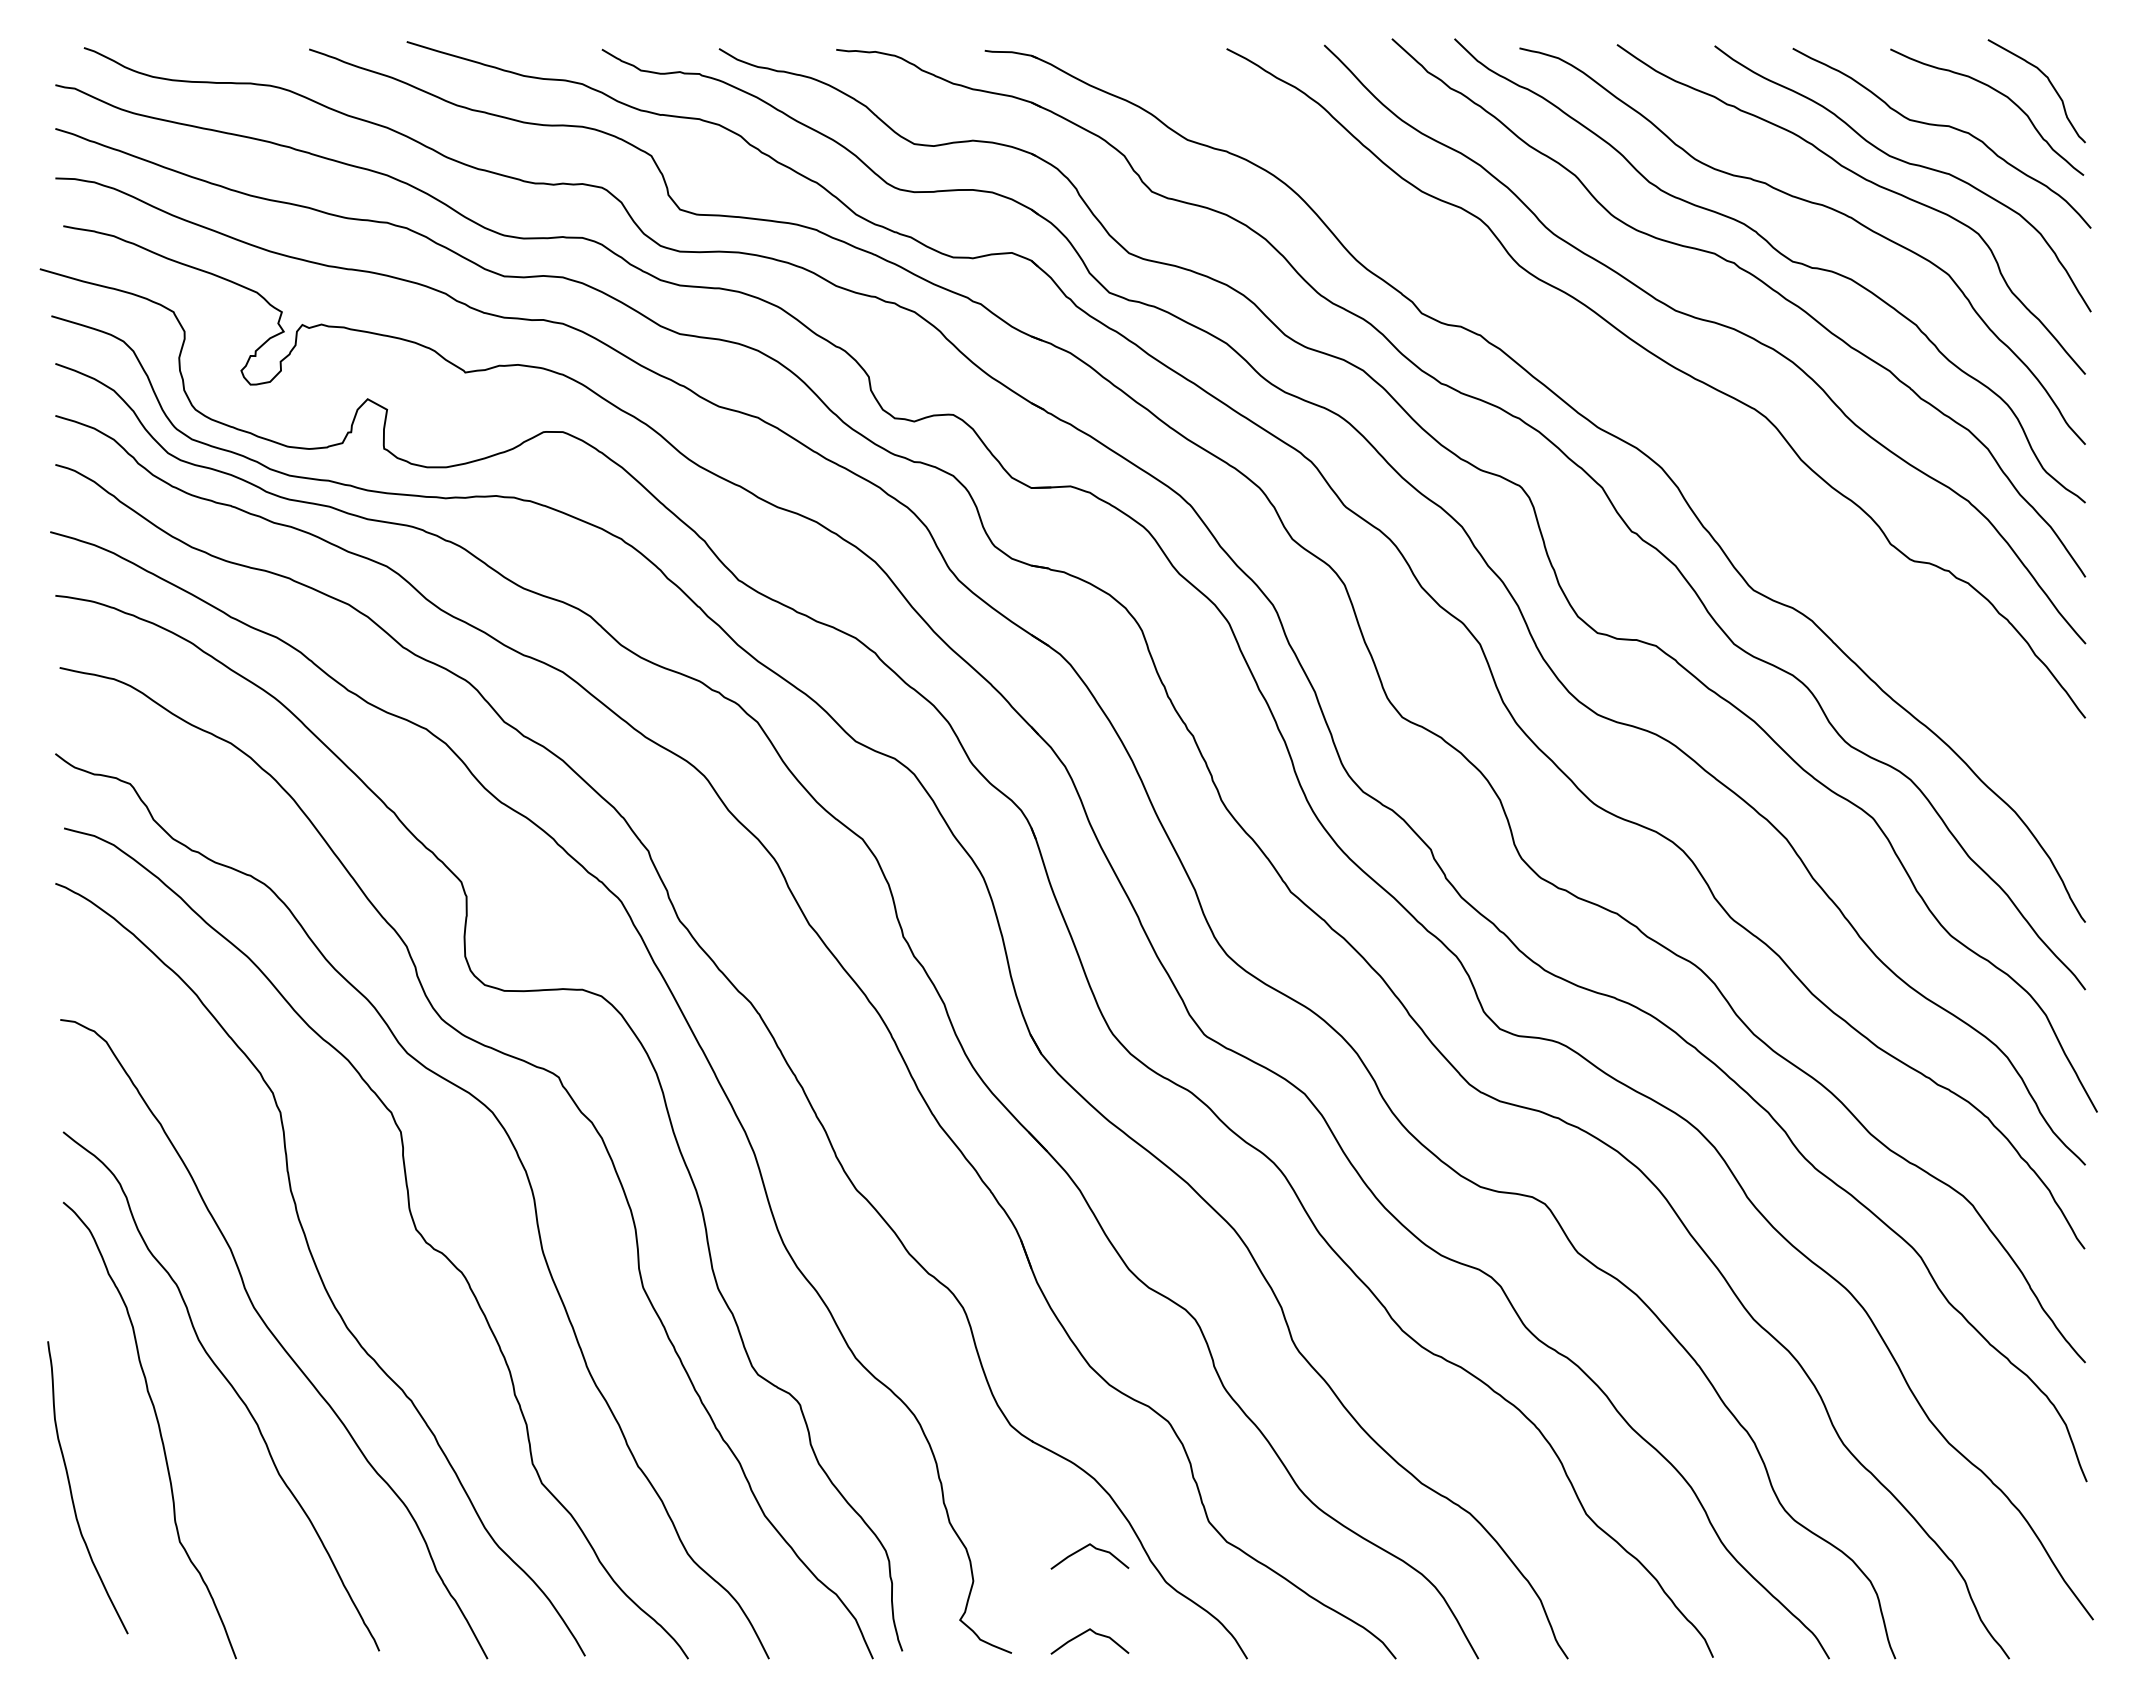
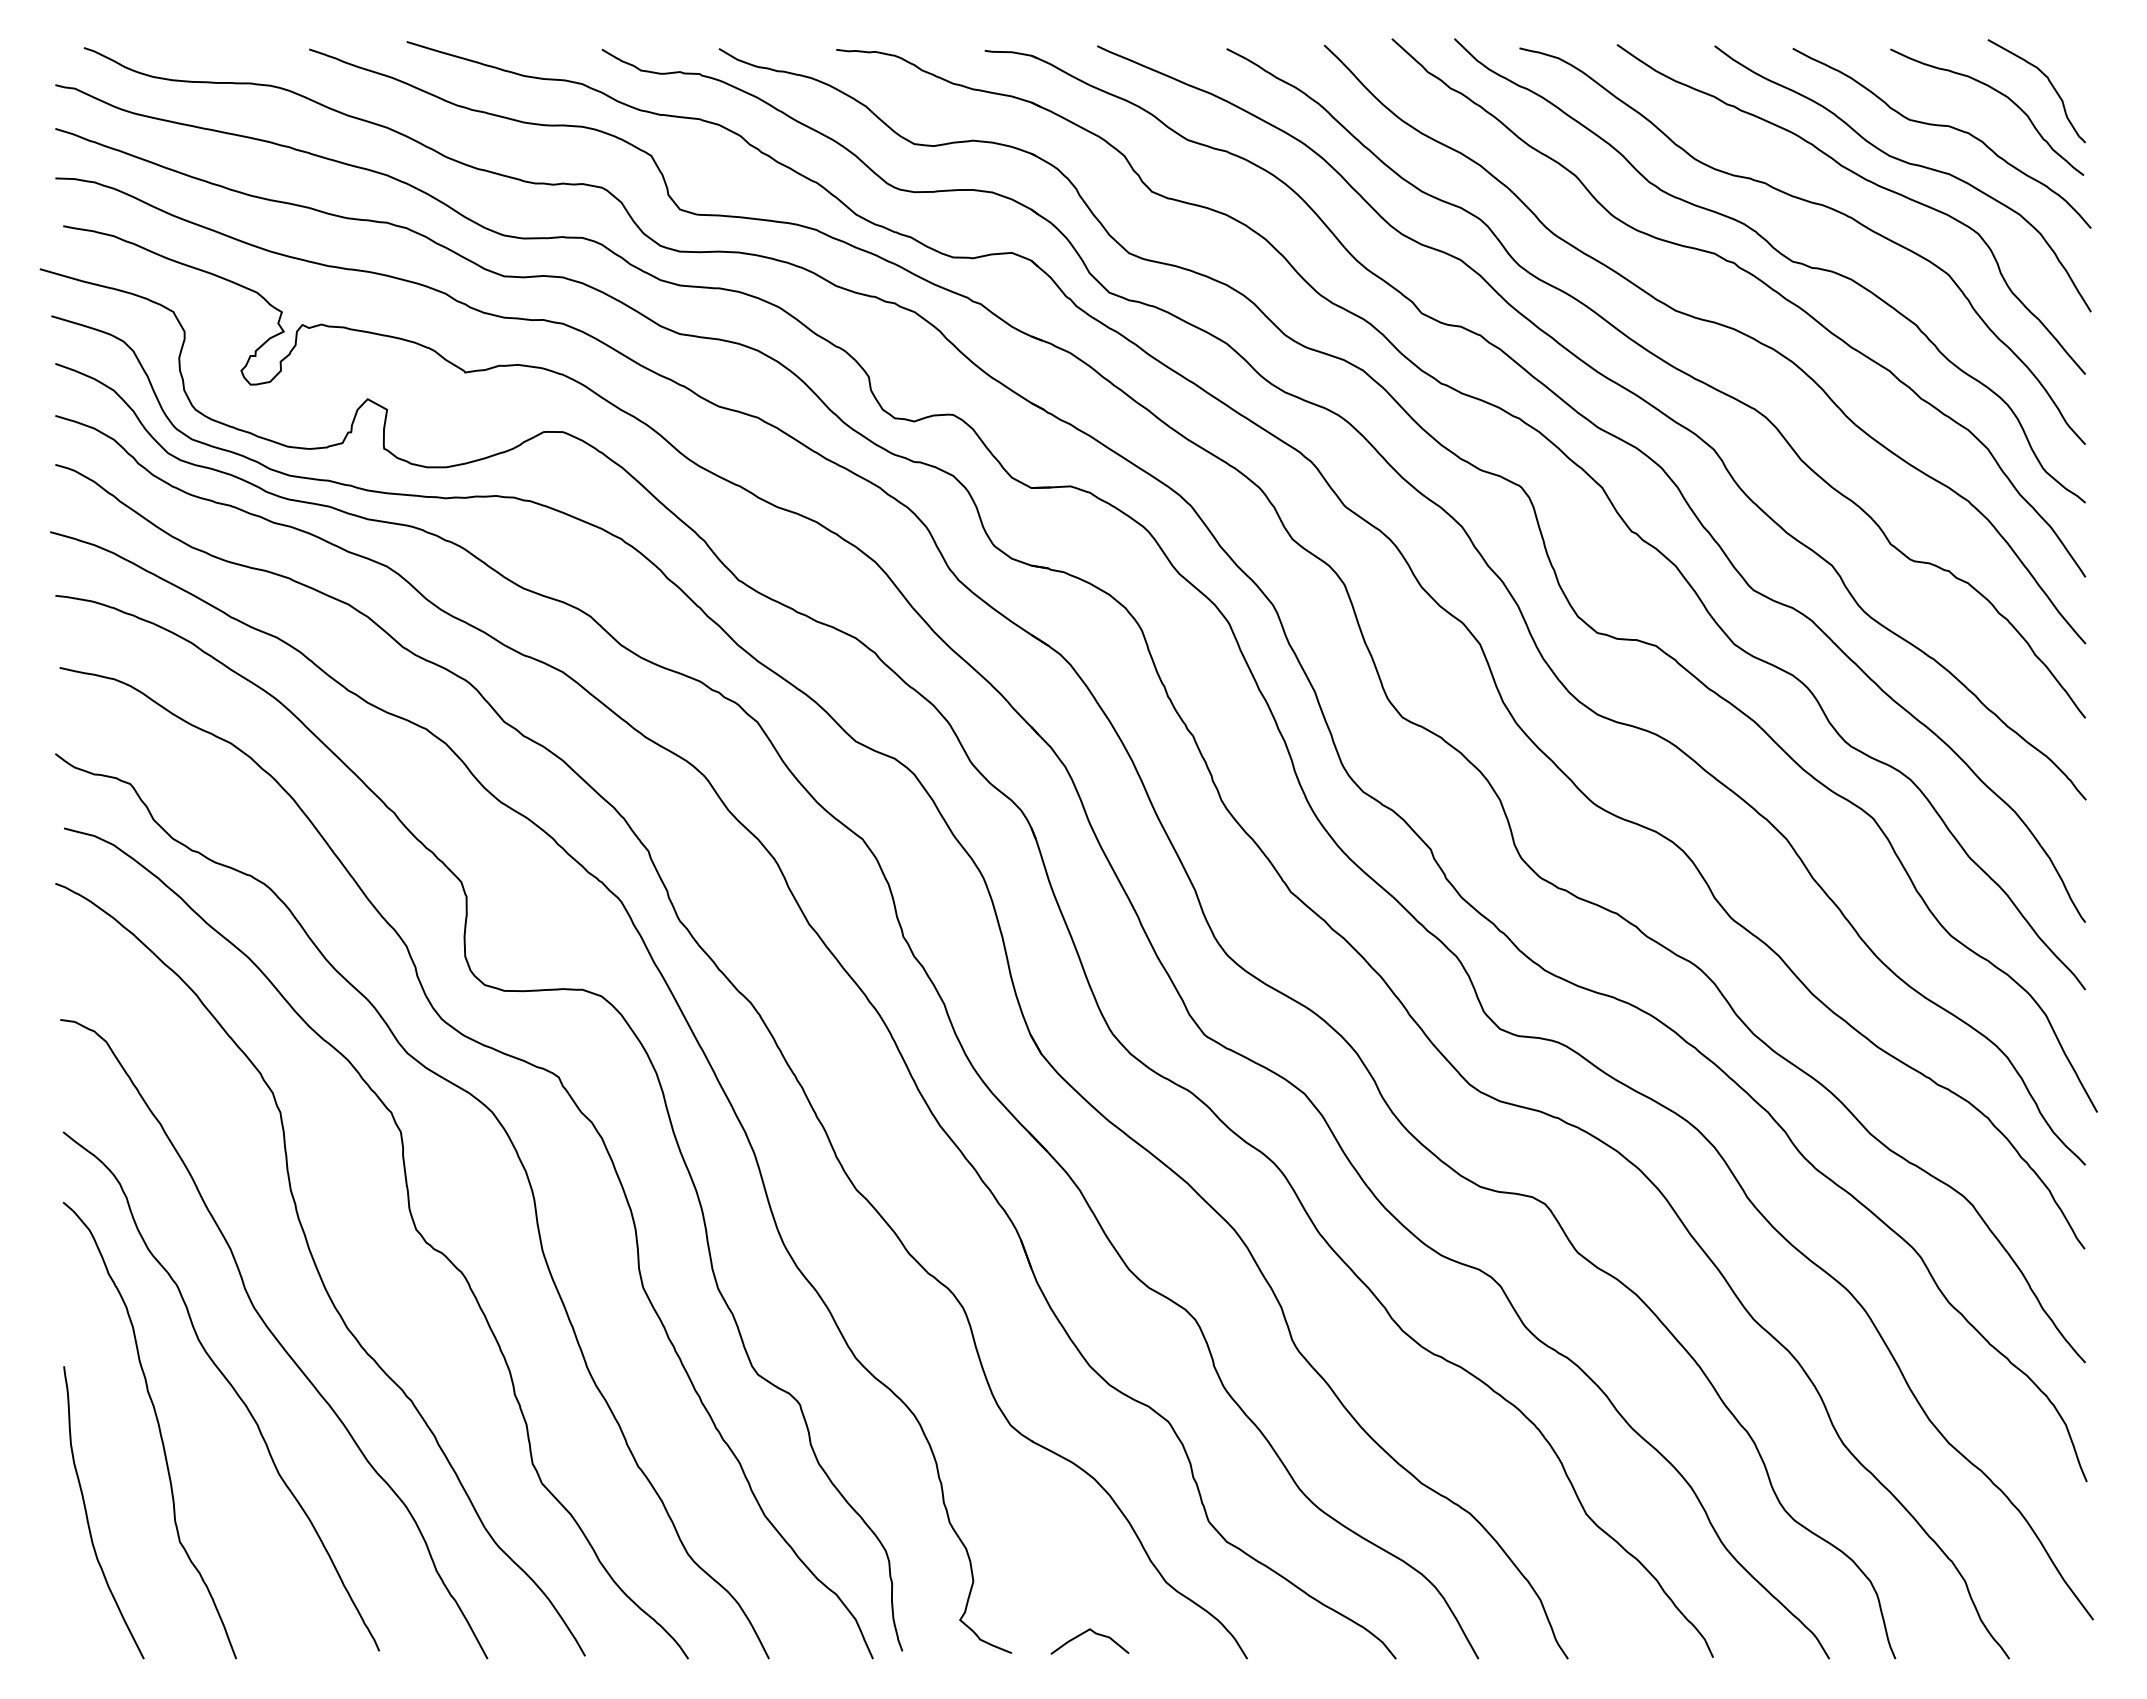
curve: none -> present (1612, 382)
curve position: (71, 1488) -> (87, 1513) (87, 1513)
curve: present -> none (1083, 1549)
